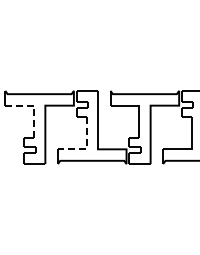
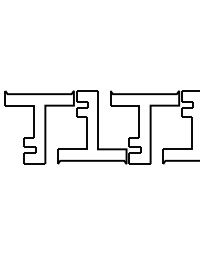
line: dashed -> solid (33, 106)
line: dashed -> solid (86, 148)
